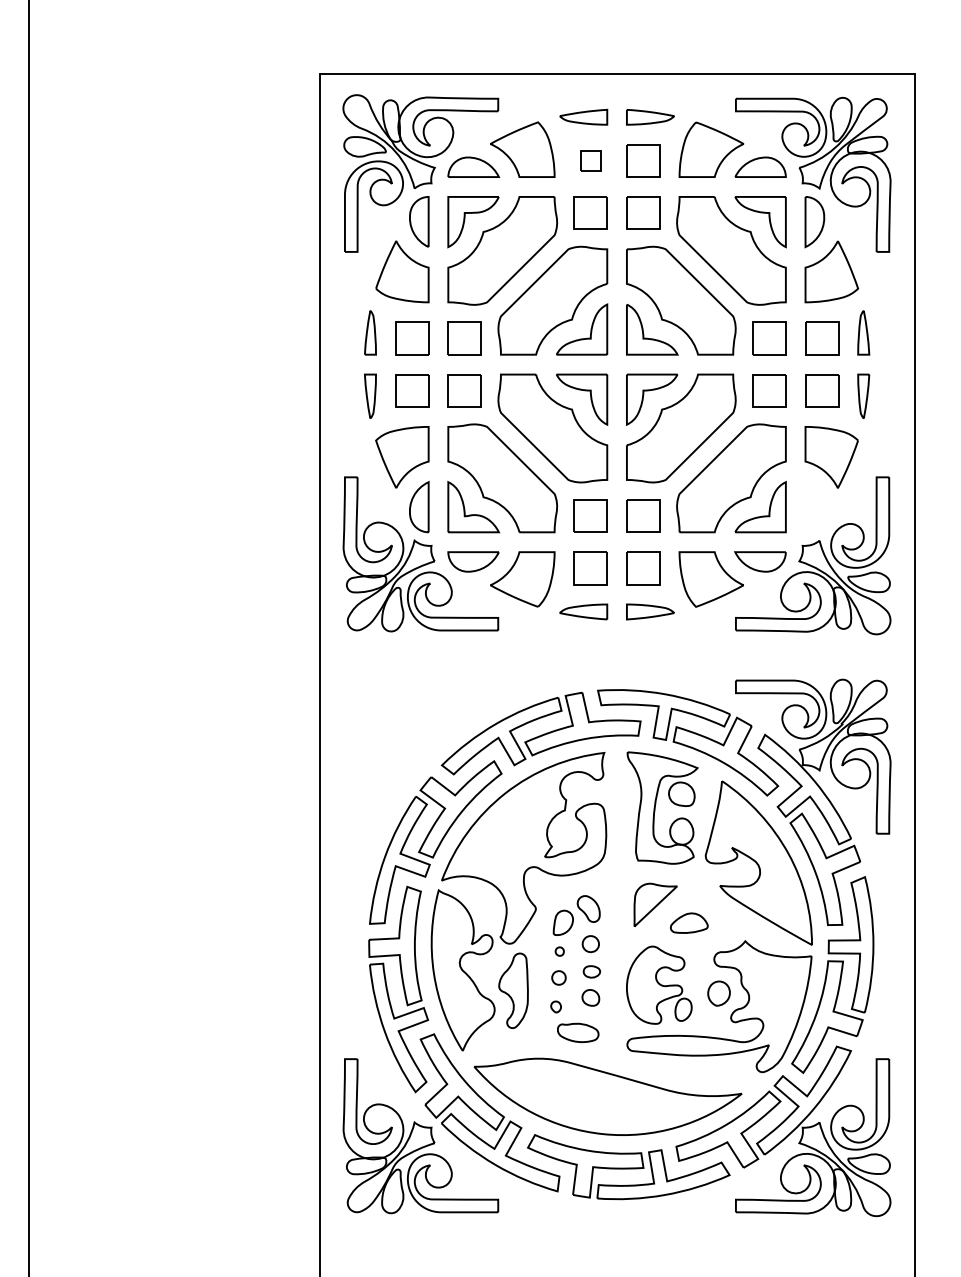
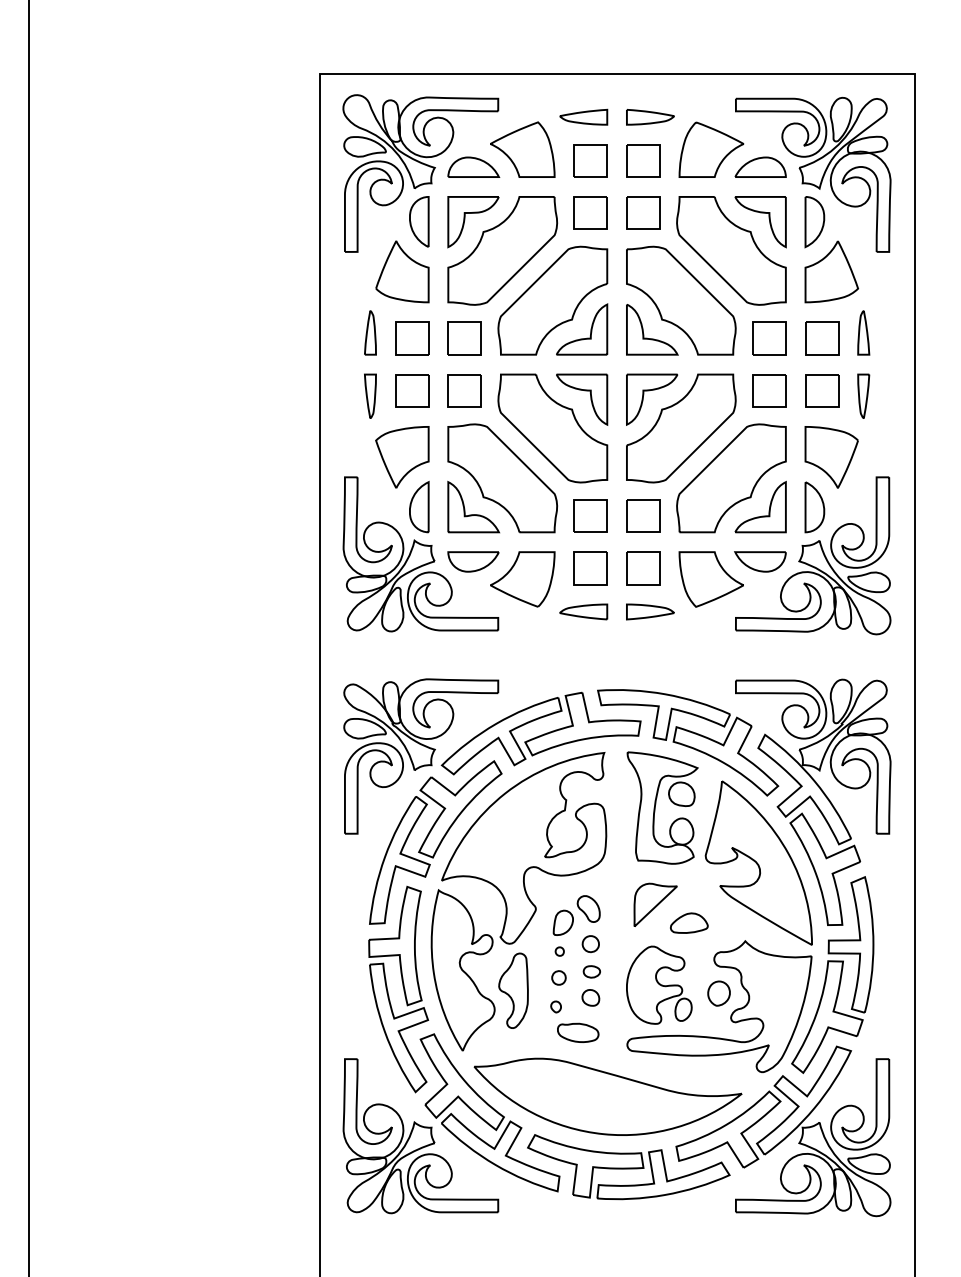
part size: 22x22 px -> 35x34 px (590, 160)
part: none -> present (814, 507)
part: none -> present (421, 756)
